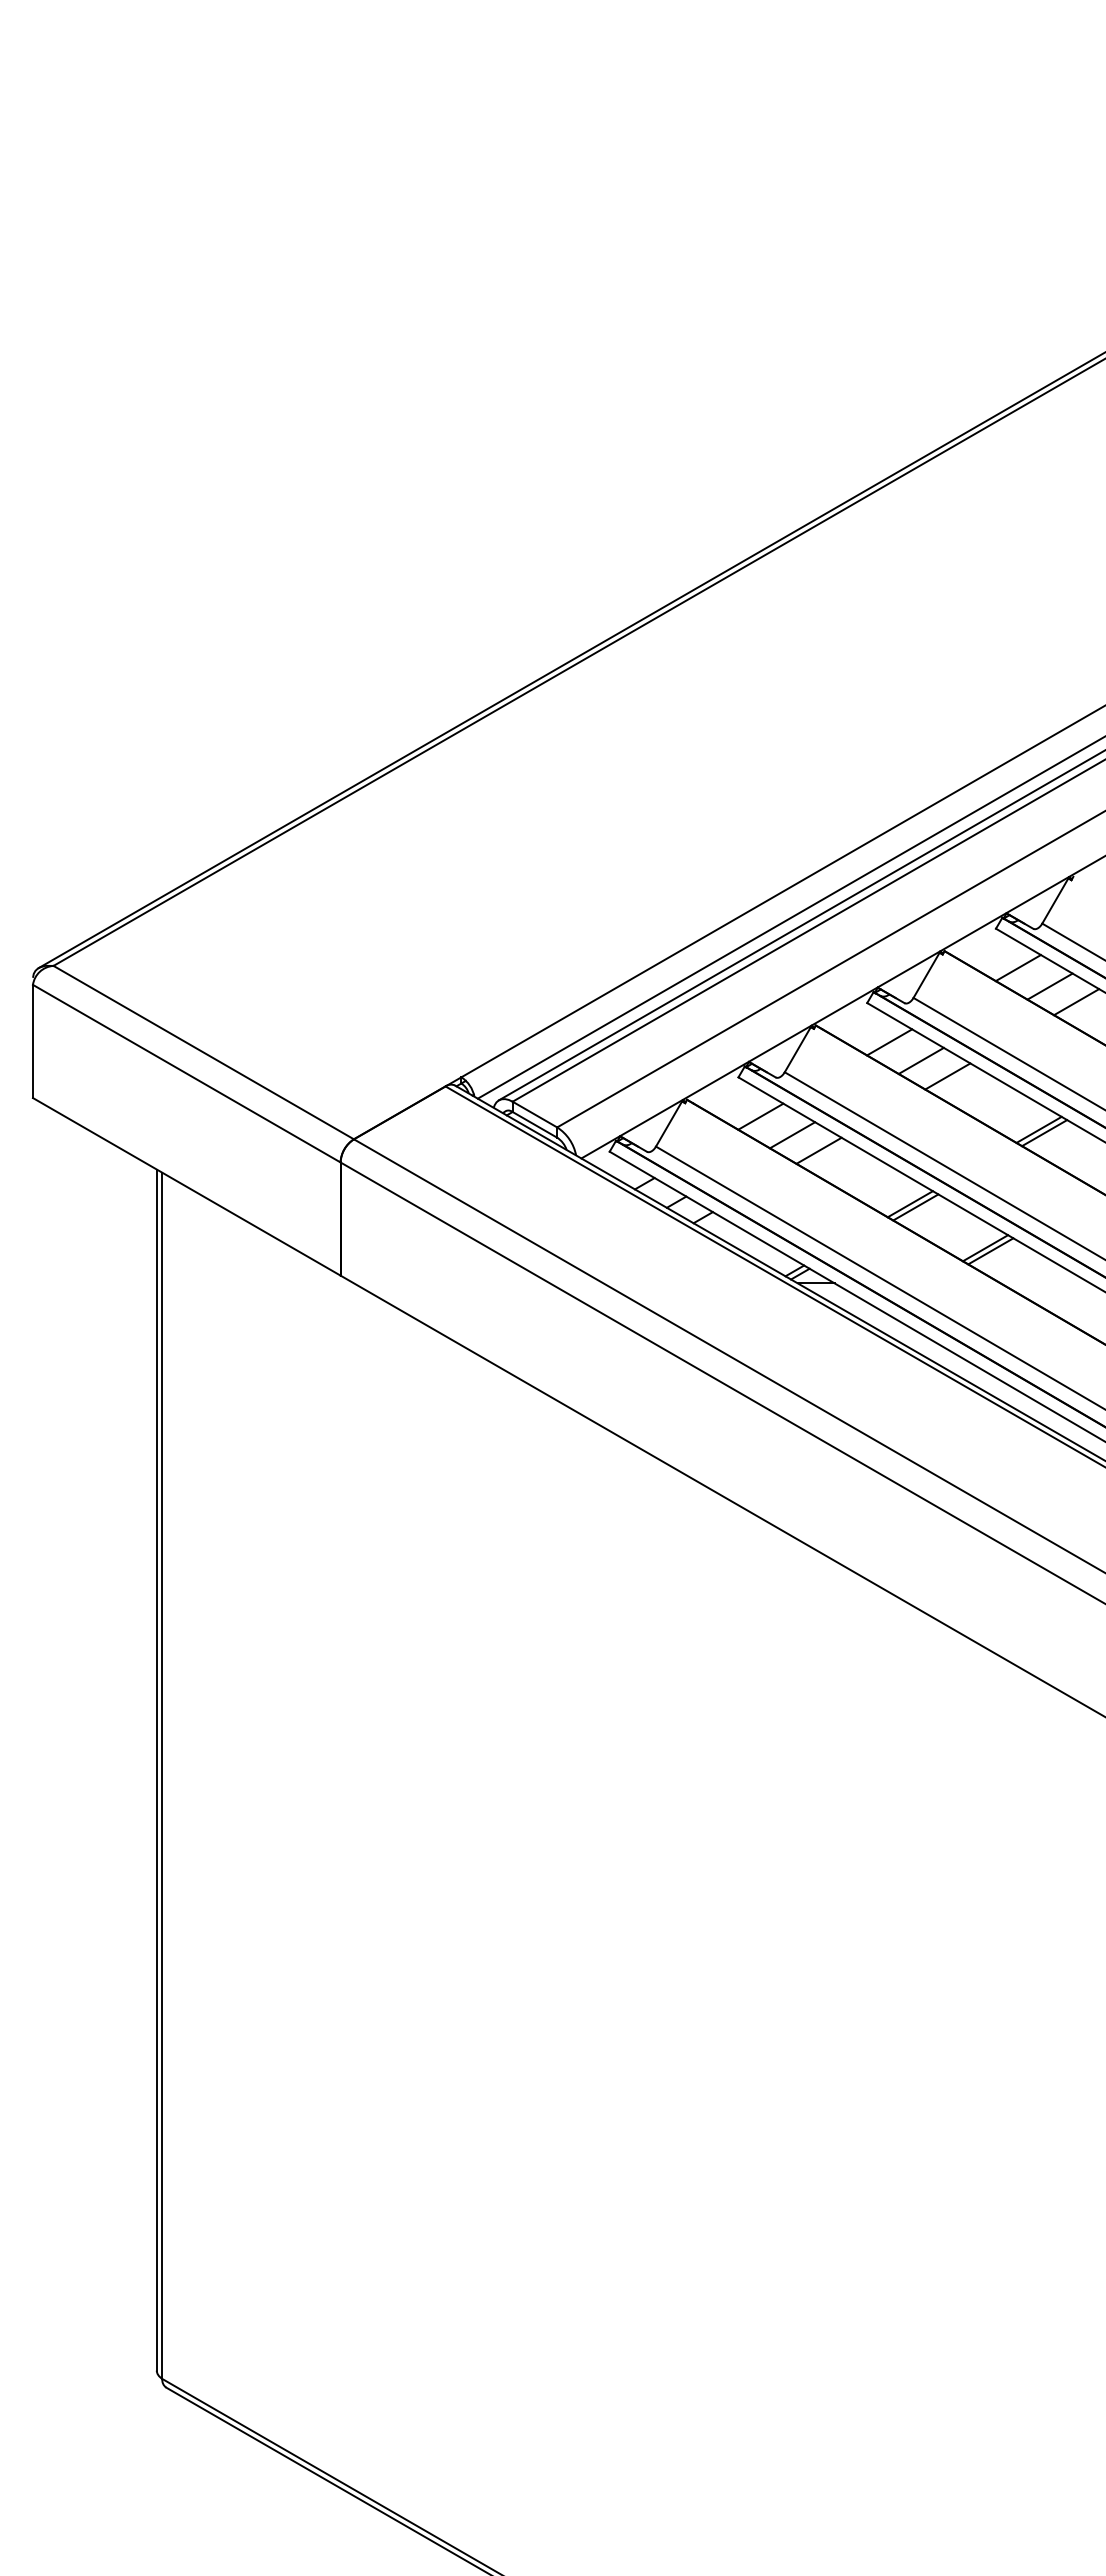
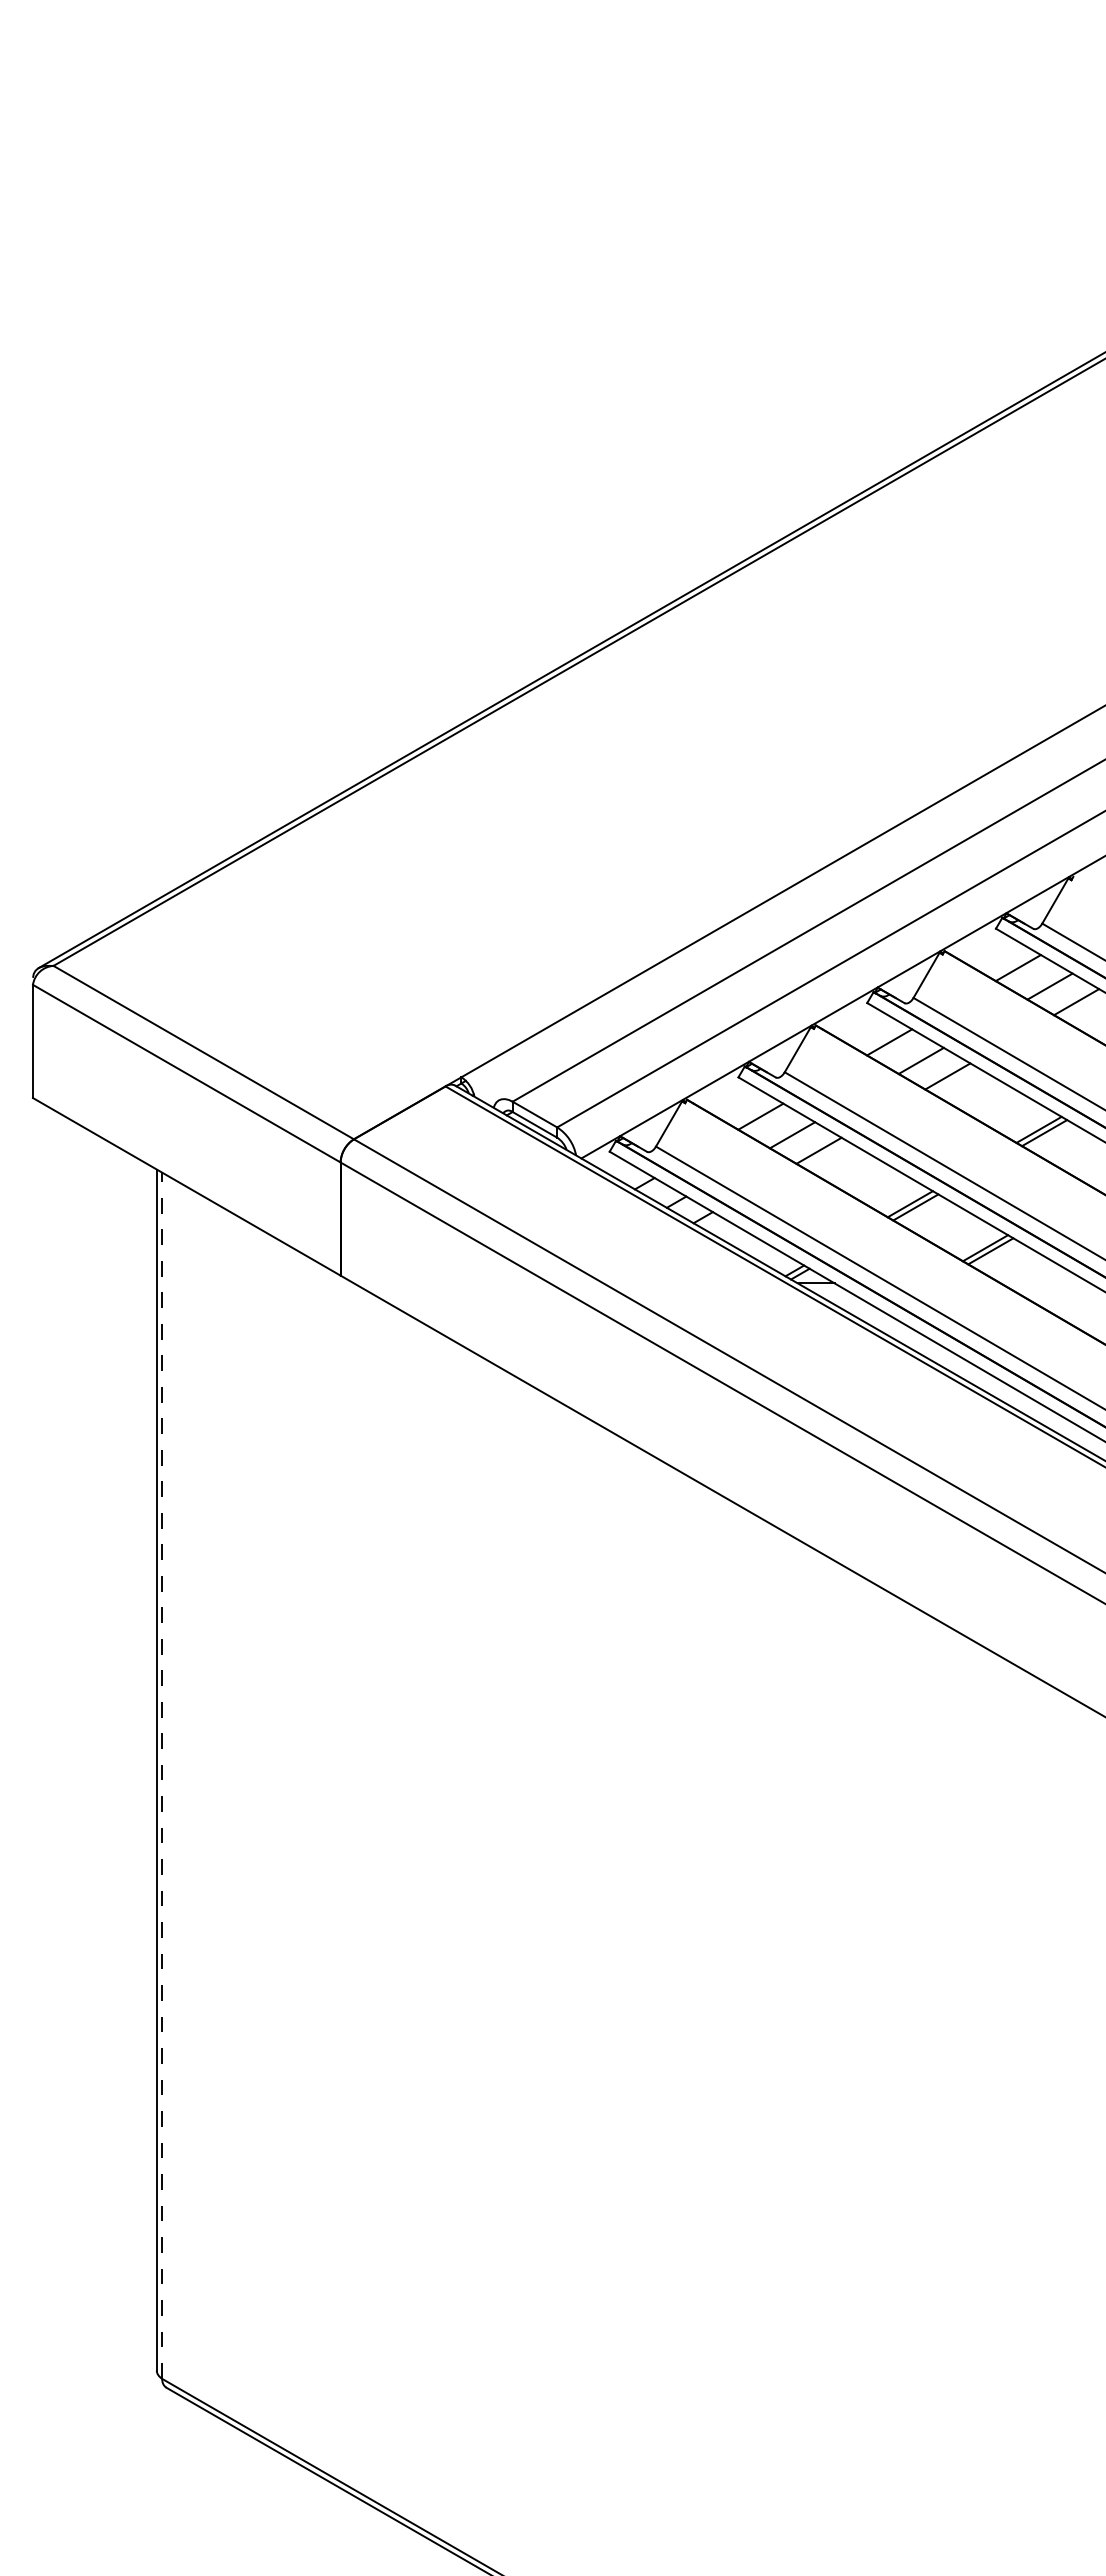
line: present -> none (789, 918)
line: present -> none (800, 925)
line: solid -> dashed (162, 1775)
